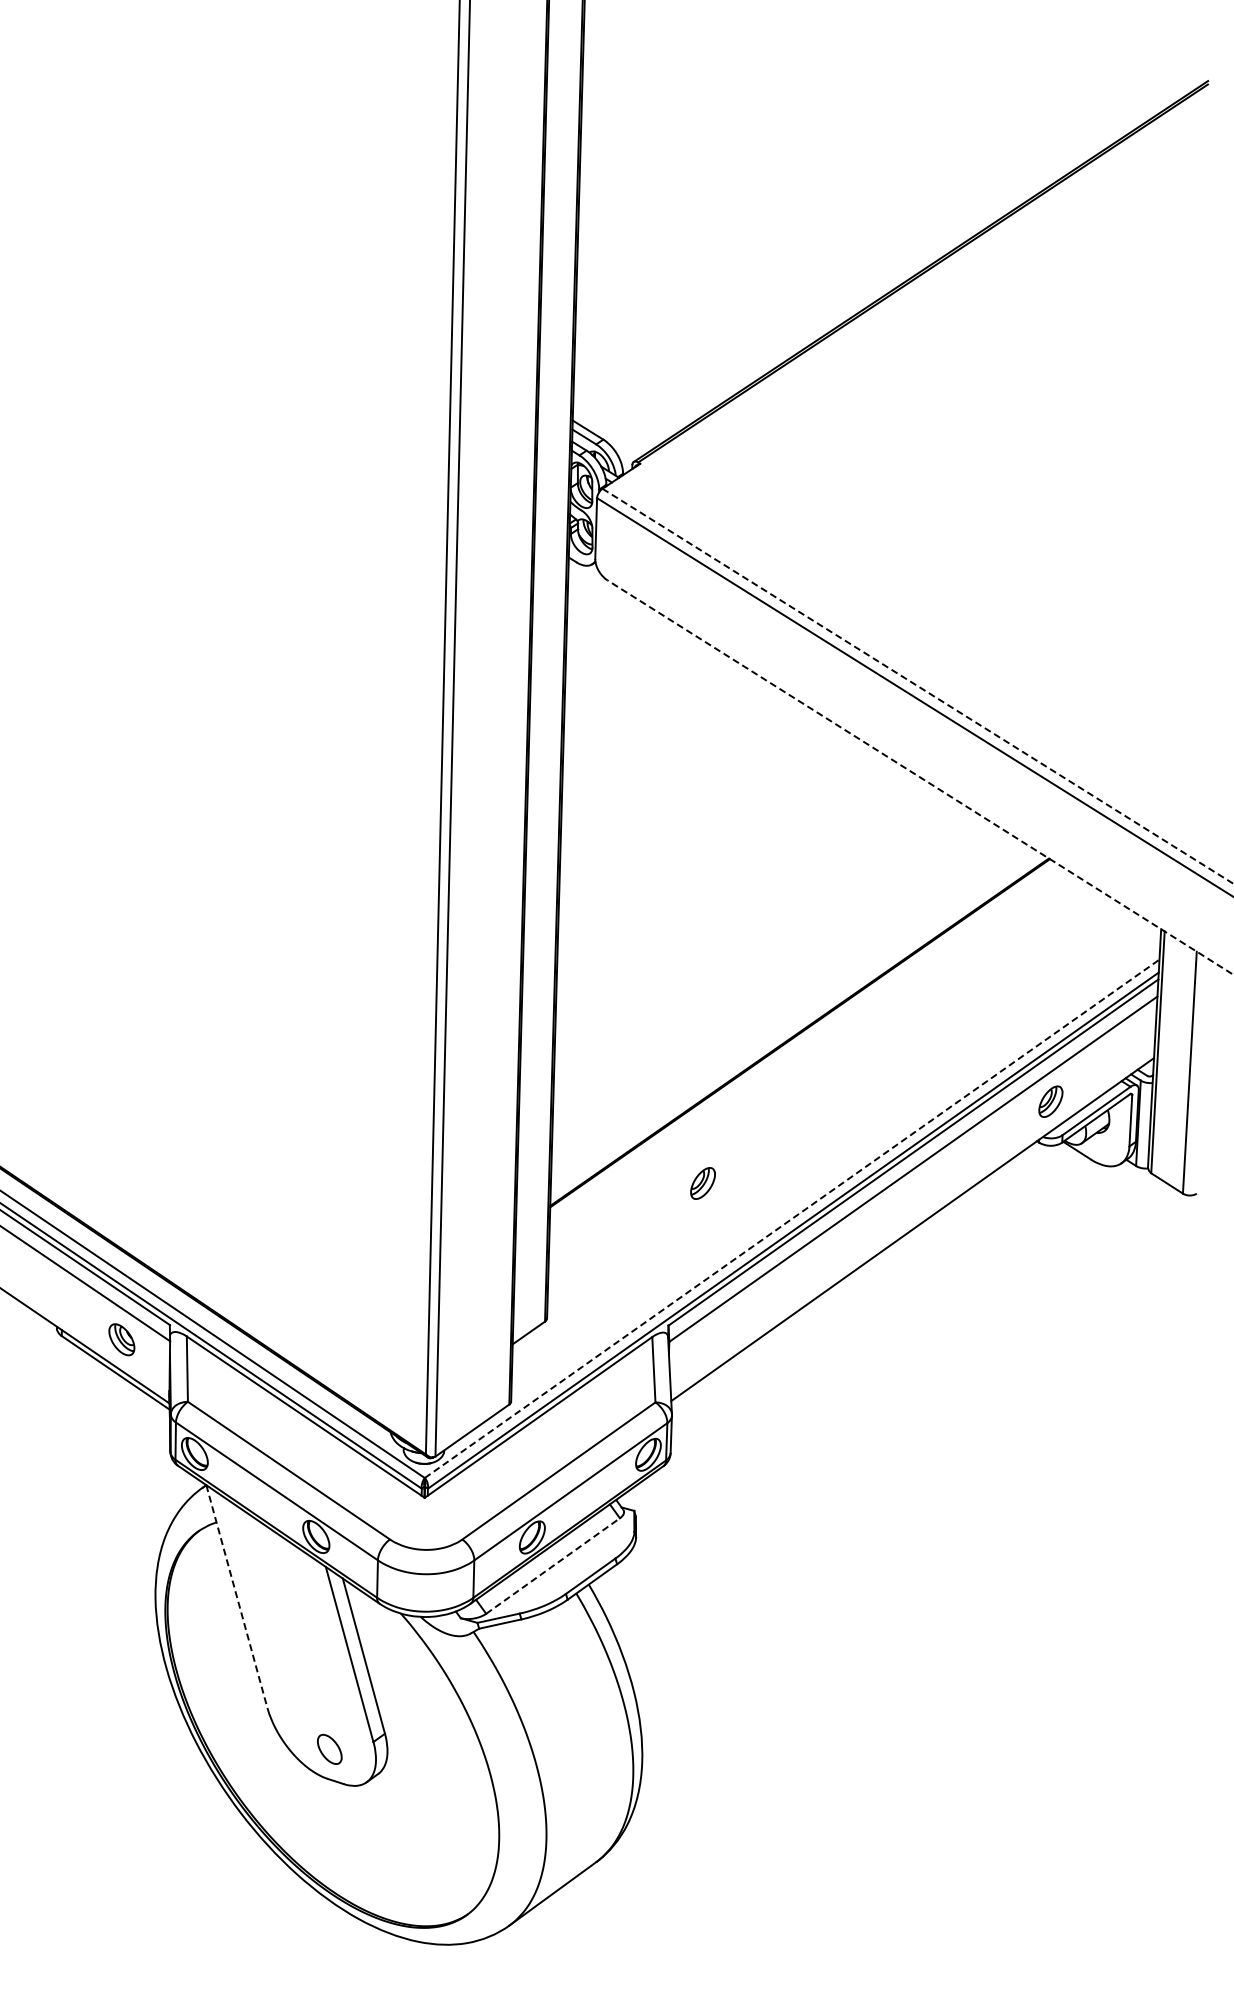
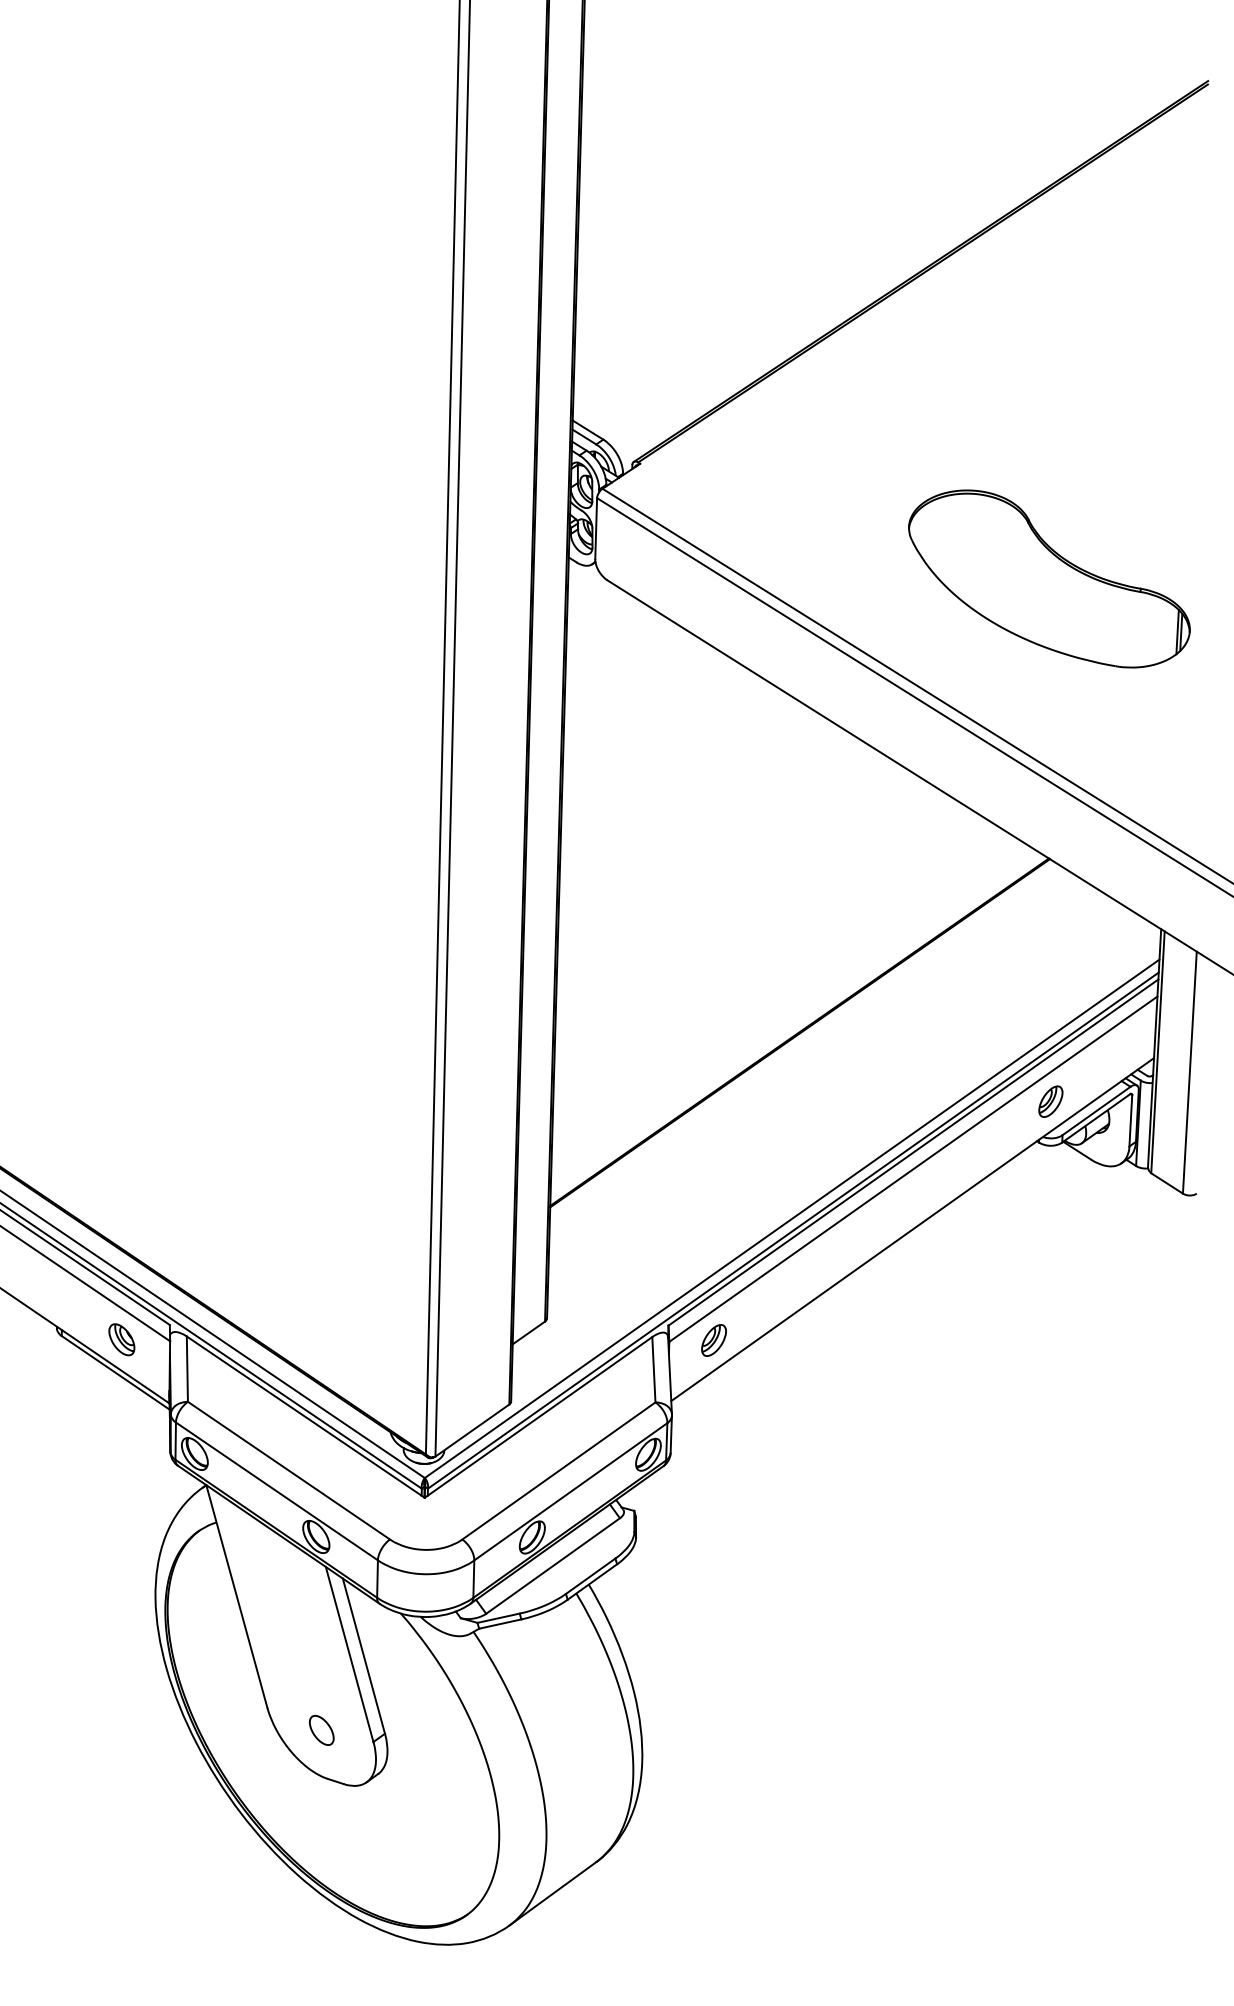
part: none -> present (1049, 578)
line: dashed -> solid (918, 686)
line: dashed -> solid (920, 777)
part position: (702, 1183) -> (713, 1340) (713, 1340)
line: dashed -> solid (792, 1218)
line: dashed -> solid (553, 1565)
line: dashed -> solid (236, 1596)
part position: (329, 1748) -> (321, 1729) (321, 1729)
